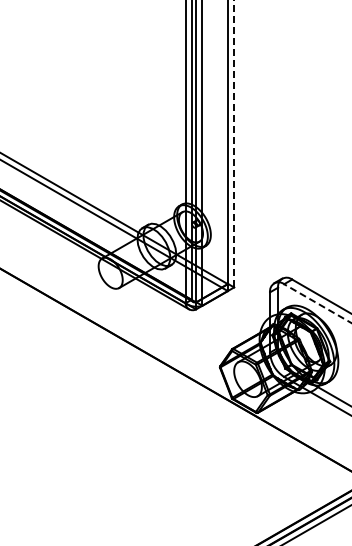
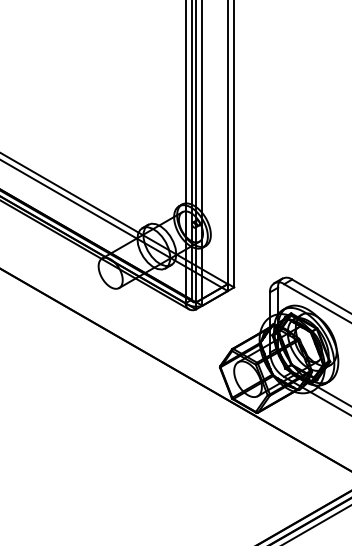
line: dashed -> solid (234, 143)
line: dashed -> solid (317, 303)
